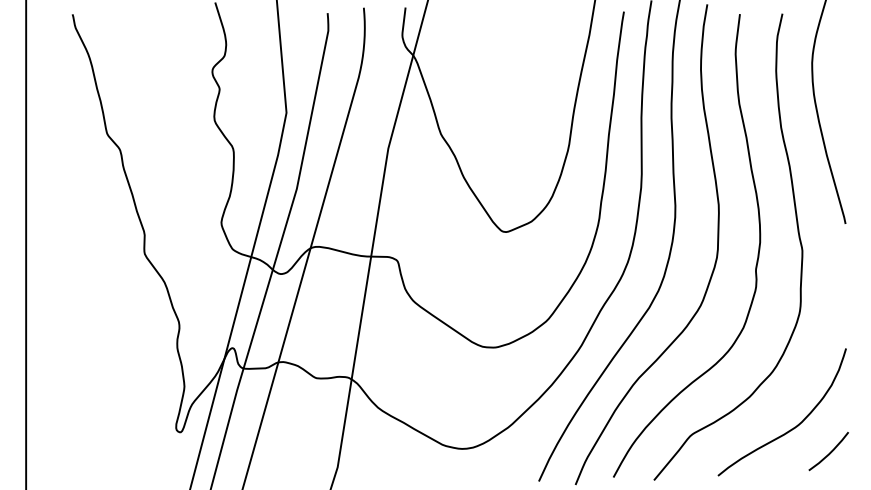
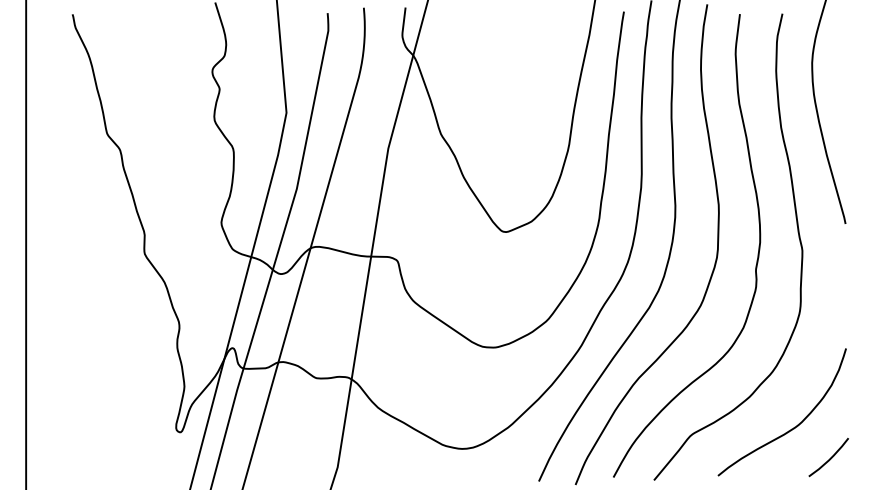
curve position: (829, 452) -> (829, 458) (829, 458)
